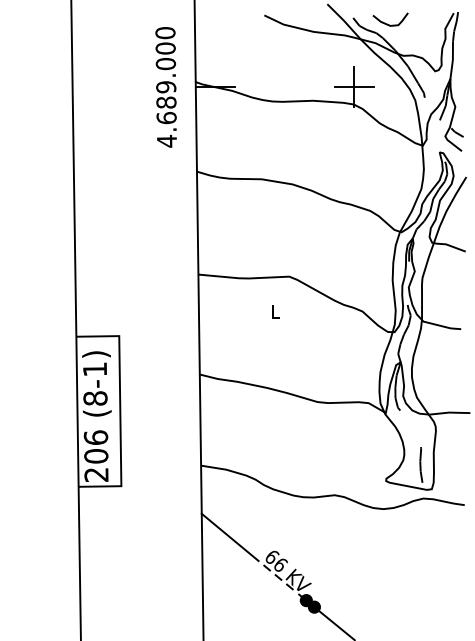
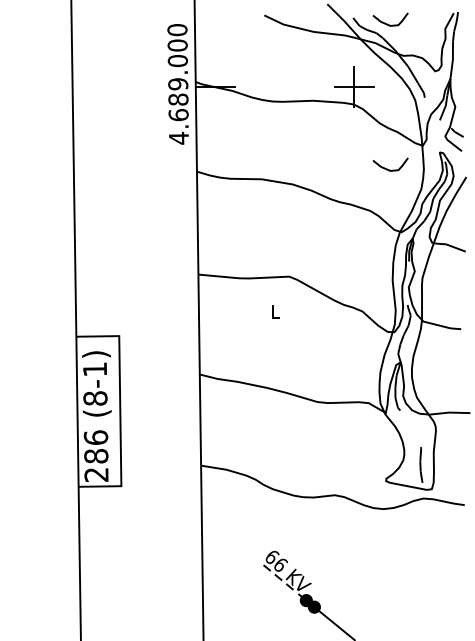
text position: (165, 87) -> (177, 84) (177, 84)
curve: none -> present (387, 168)
text: 206 -> 286 (96, 456)
line: present -> none (229, 536)
